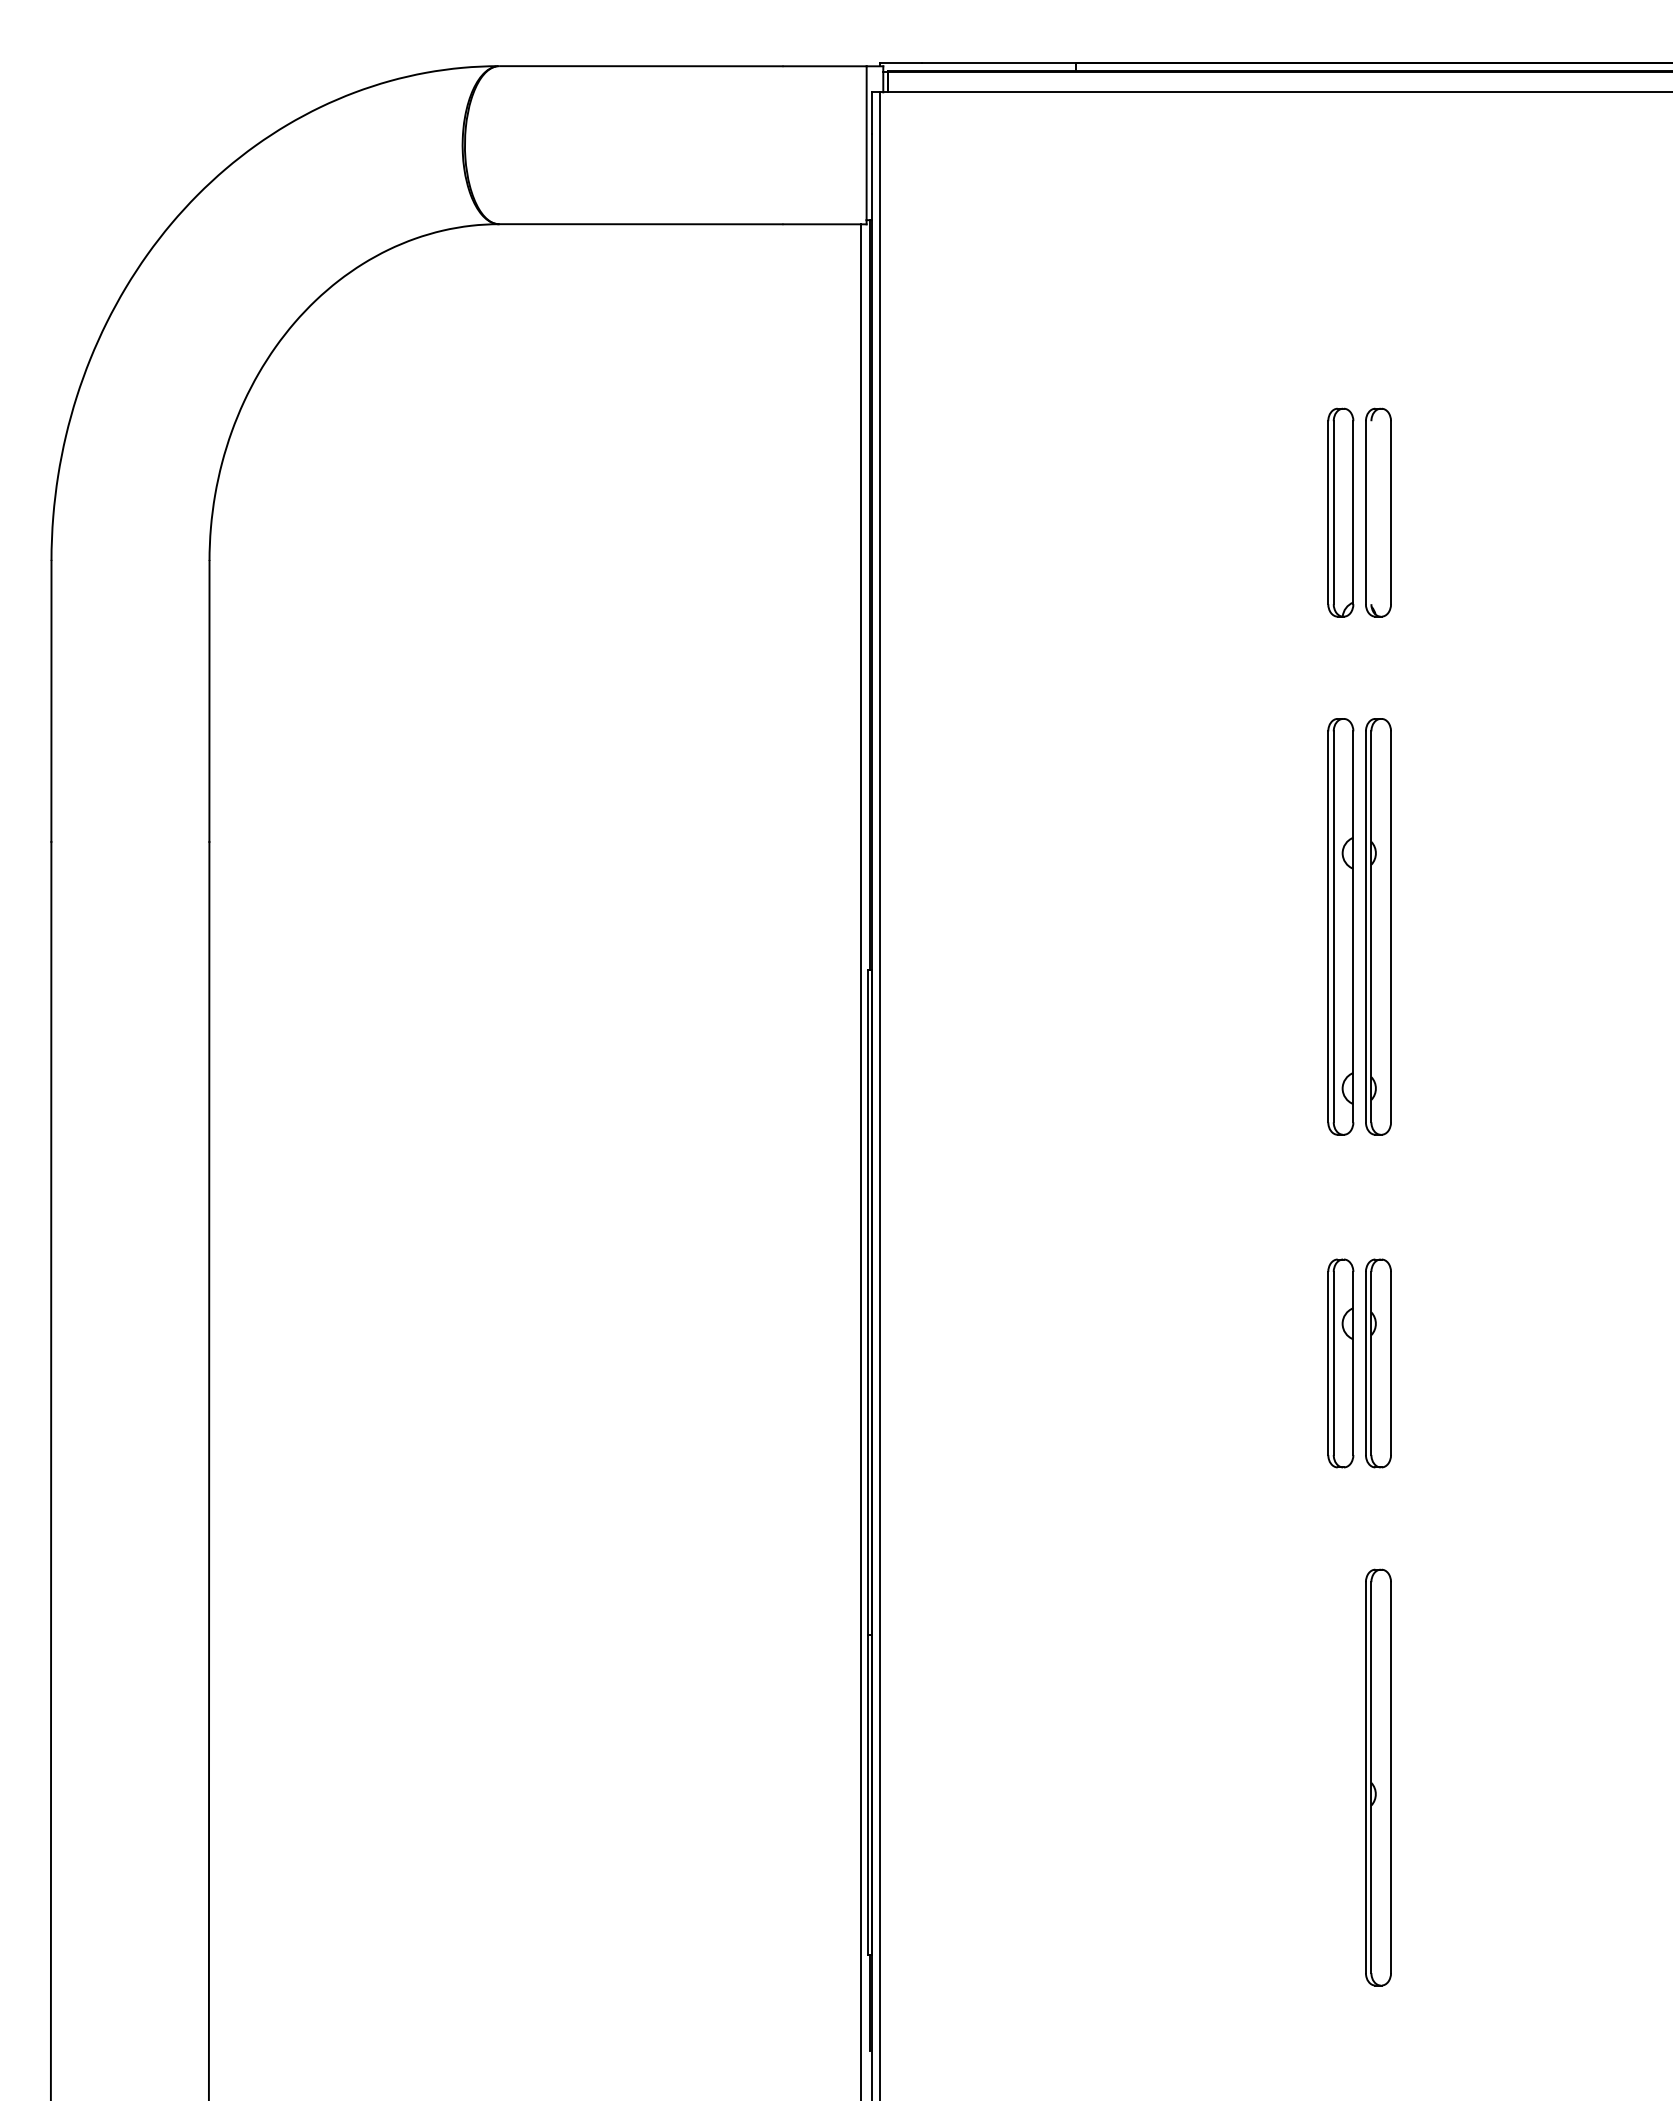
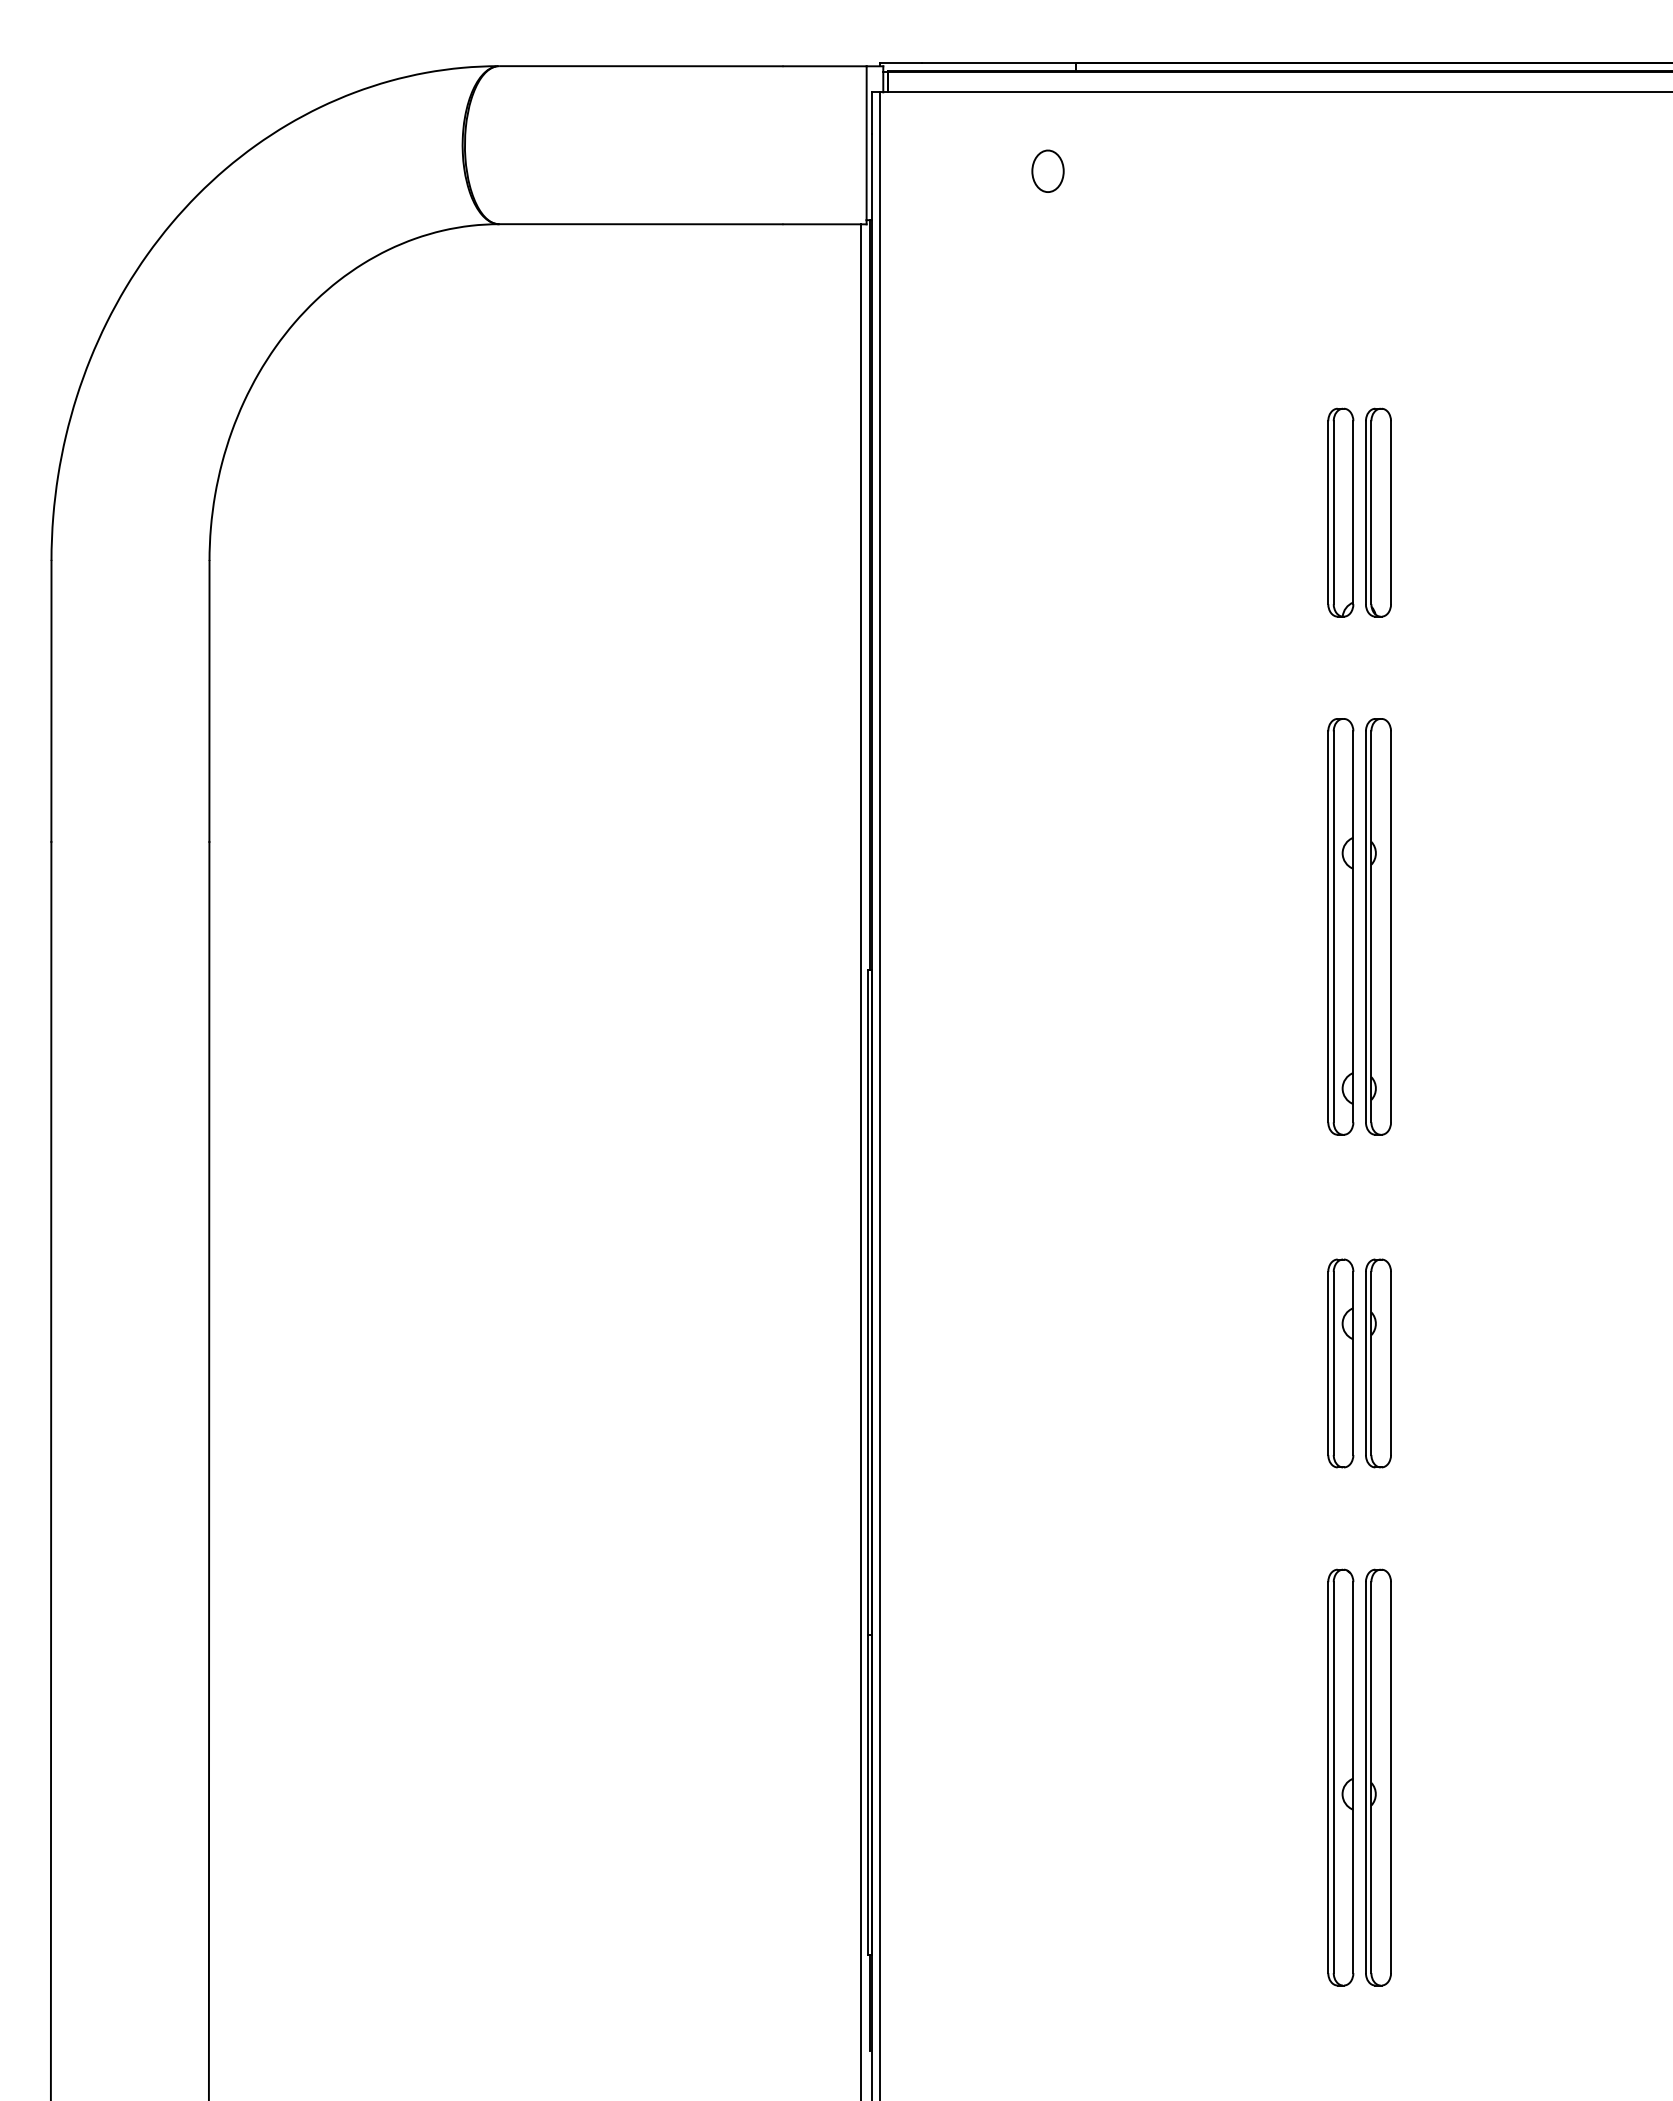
part: none -> present (1047, 170)
line: none -> present (1371, 512)
part: none -> present (1340, 1777)
